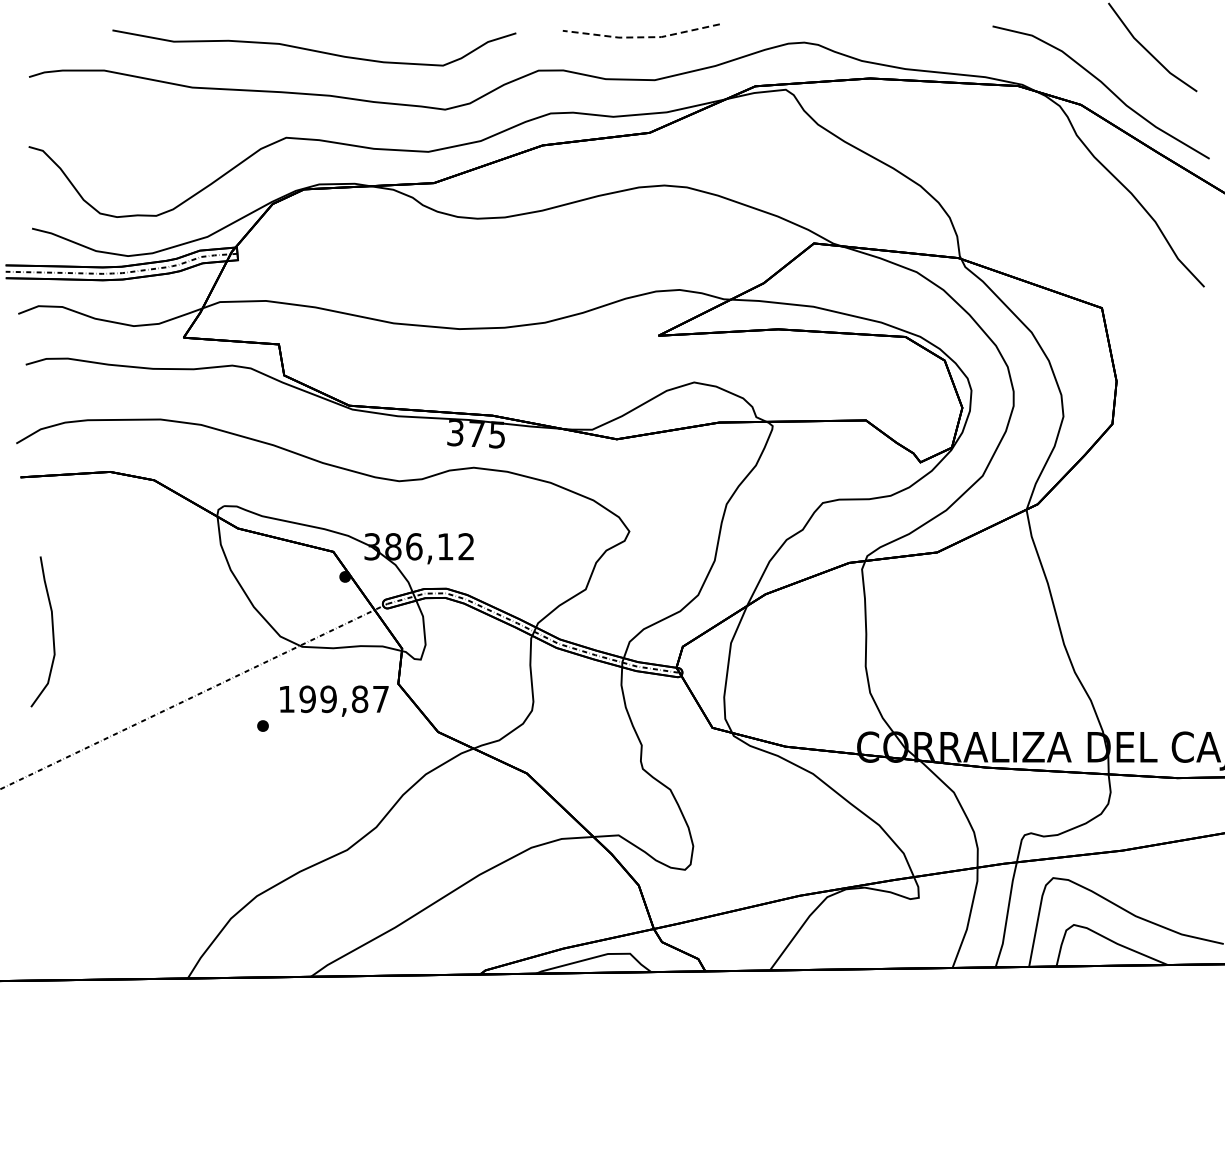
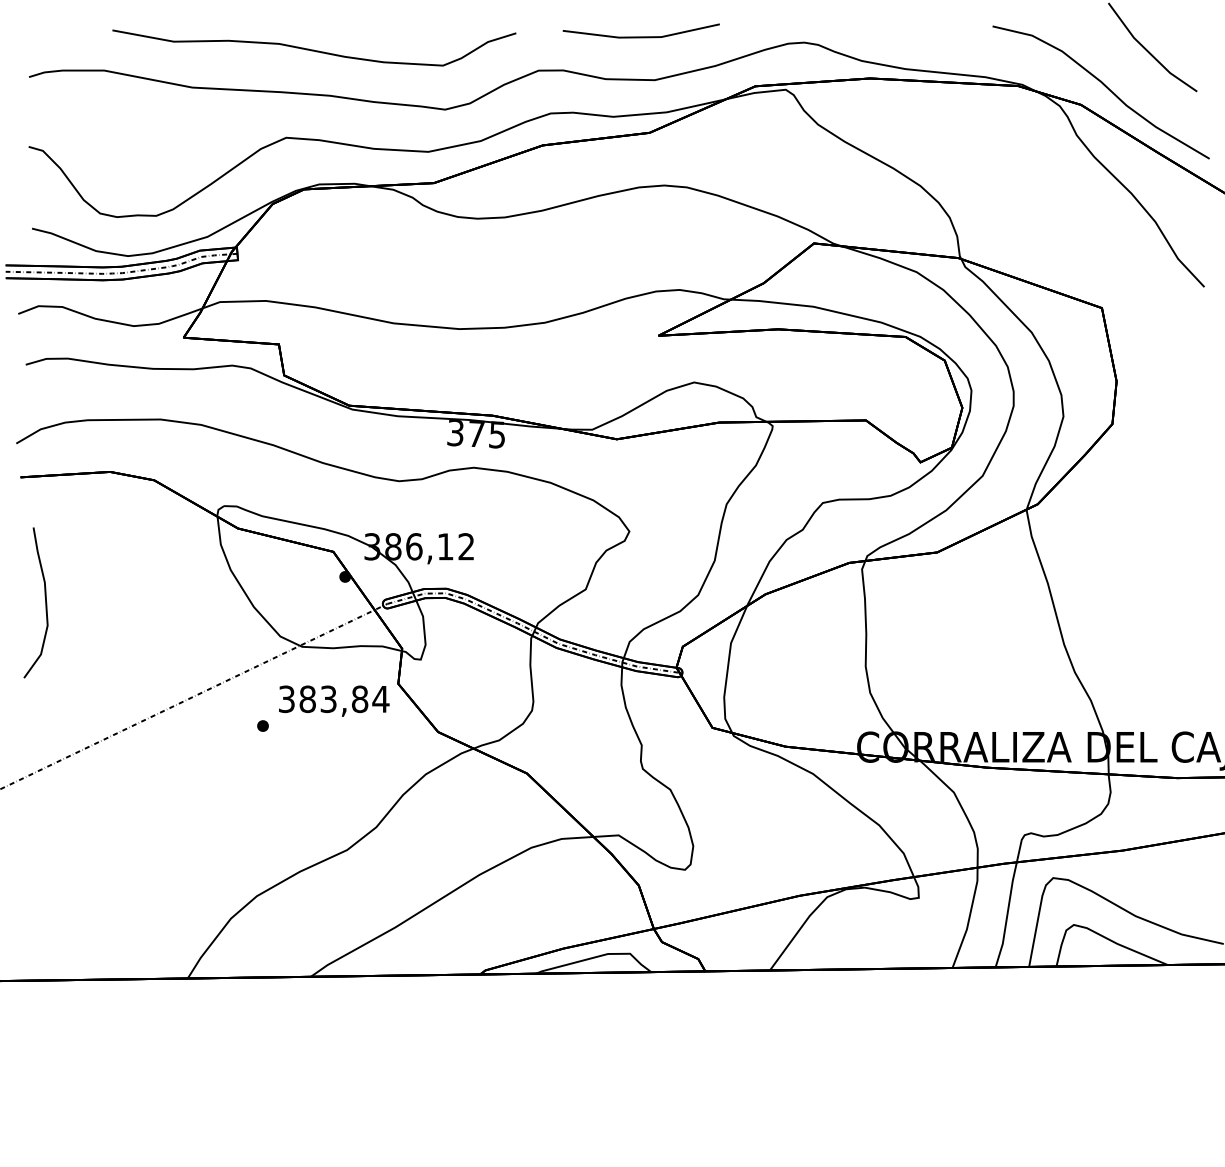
line: dashed -> solid (641, 37)
curve position: (52, 631) -> (45, 602) (45, 602)
text: 199,87 -> 383,84 (334, 699)
